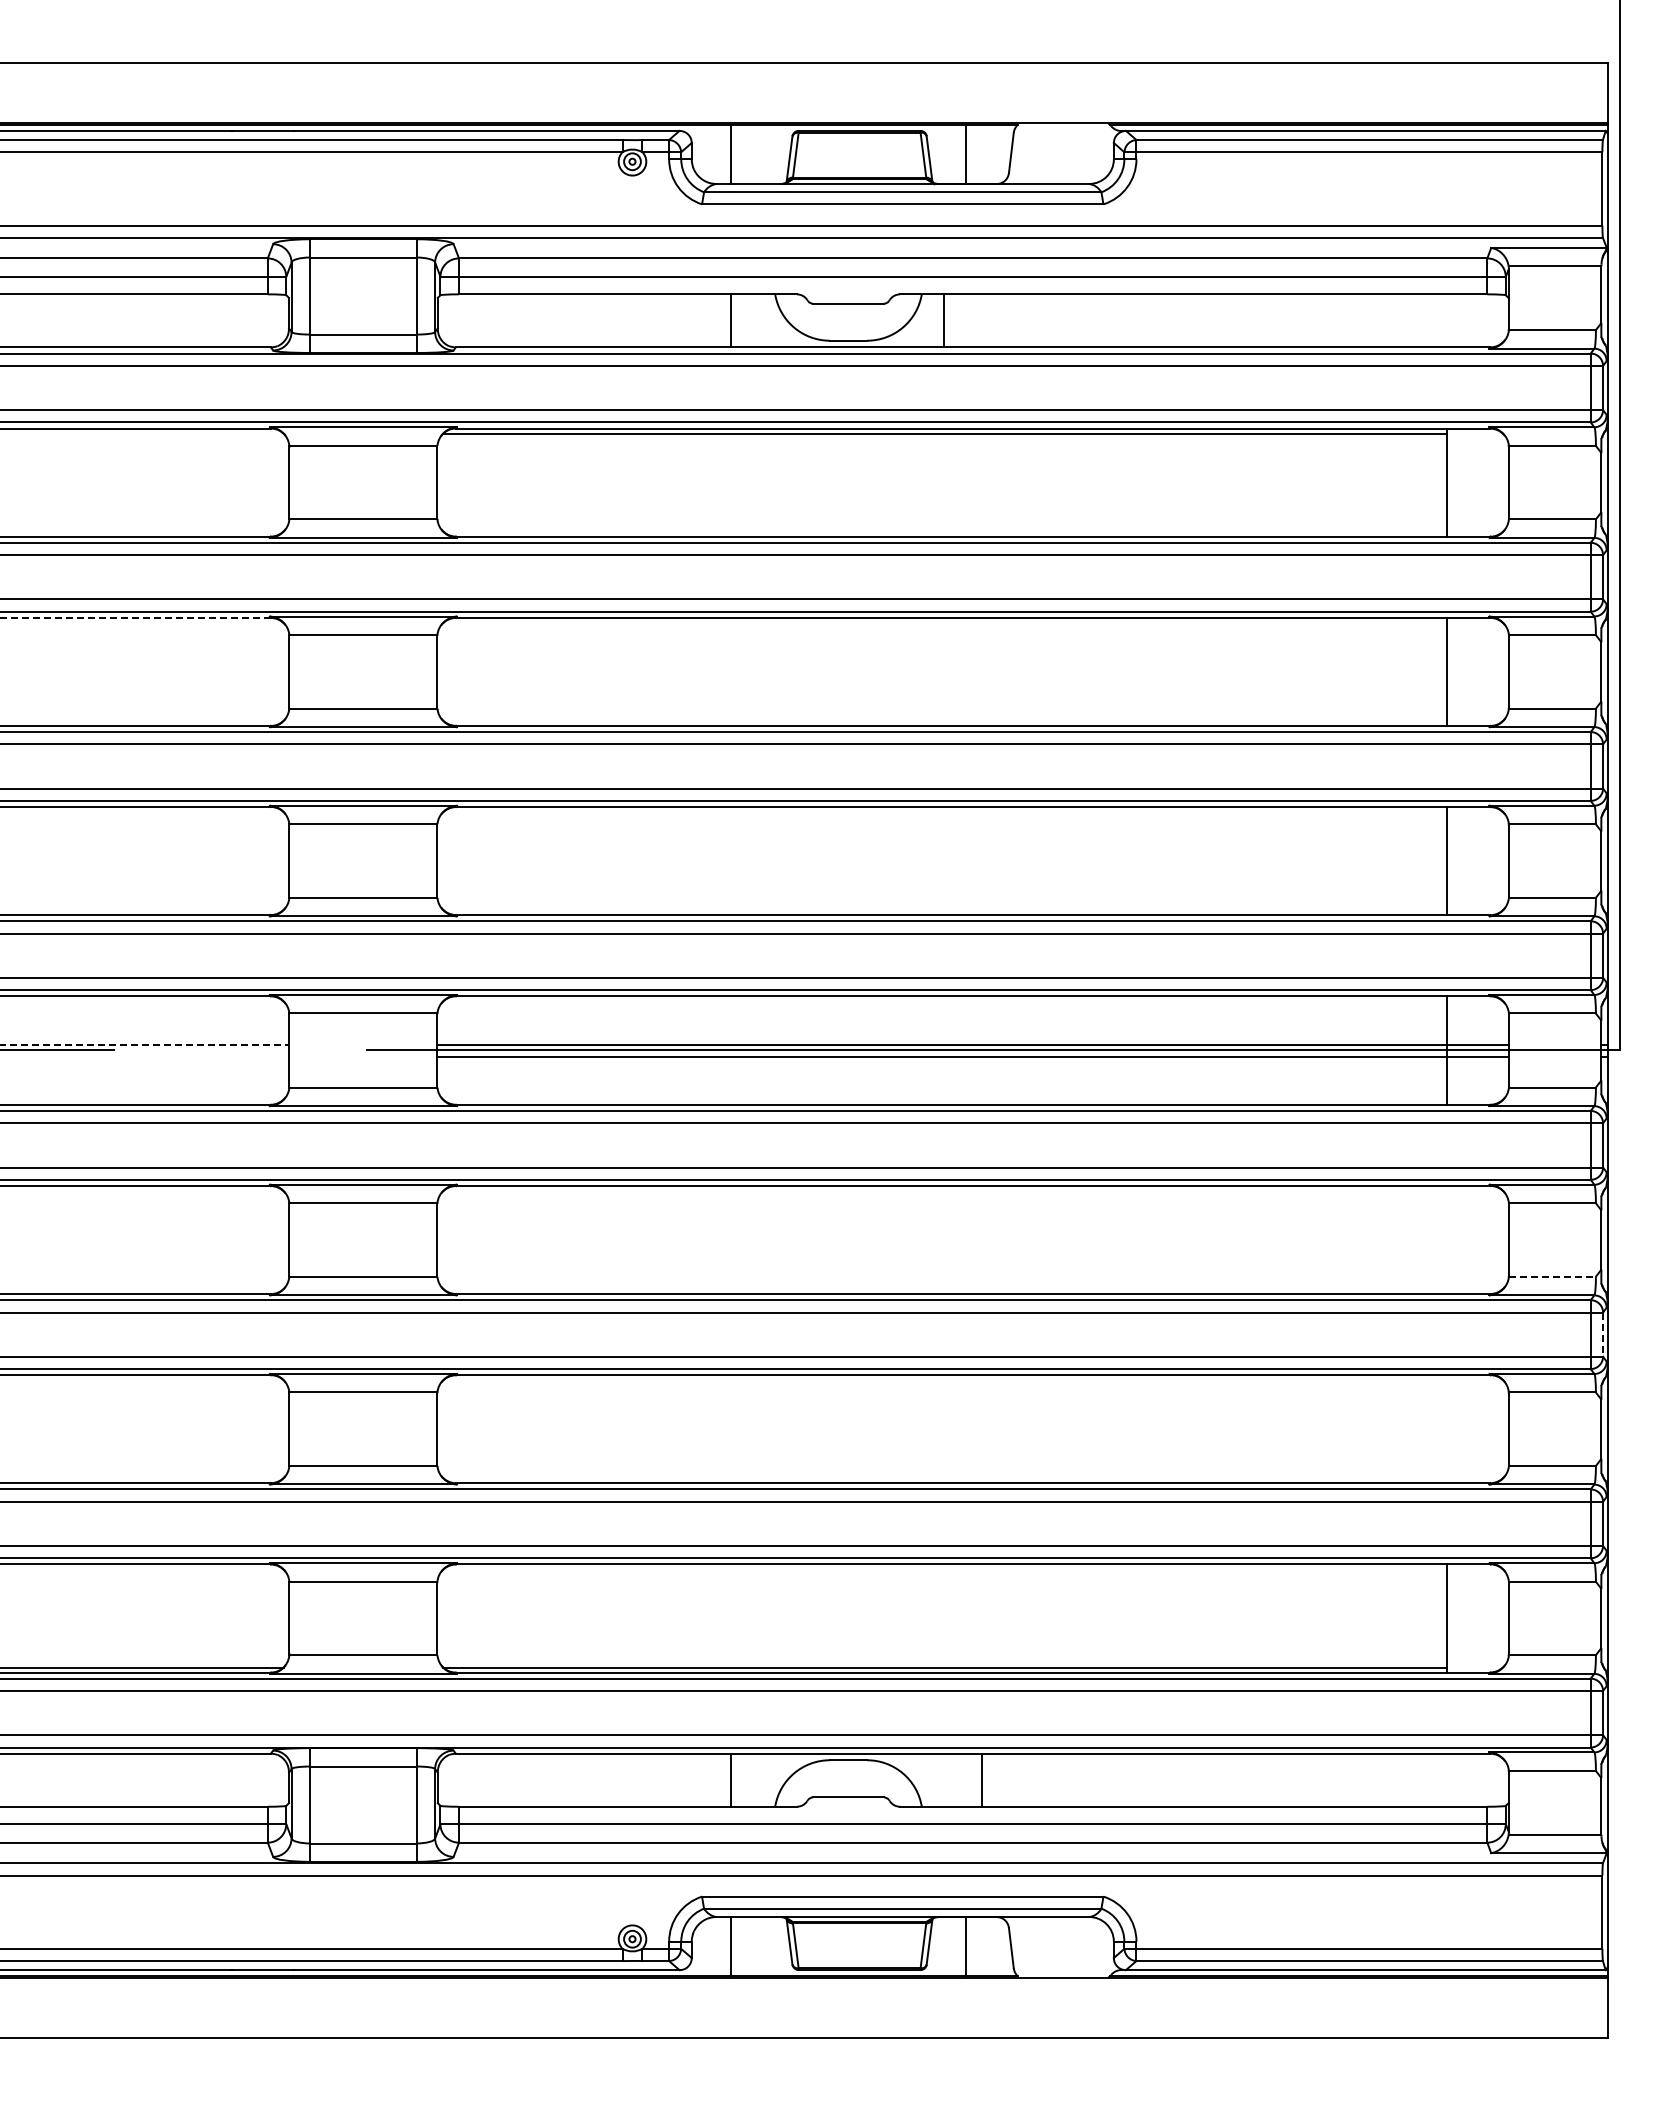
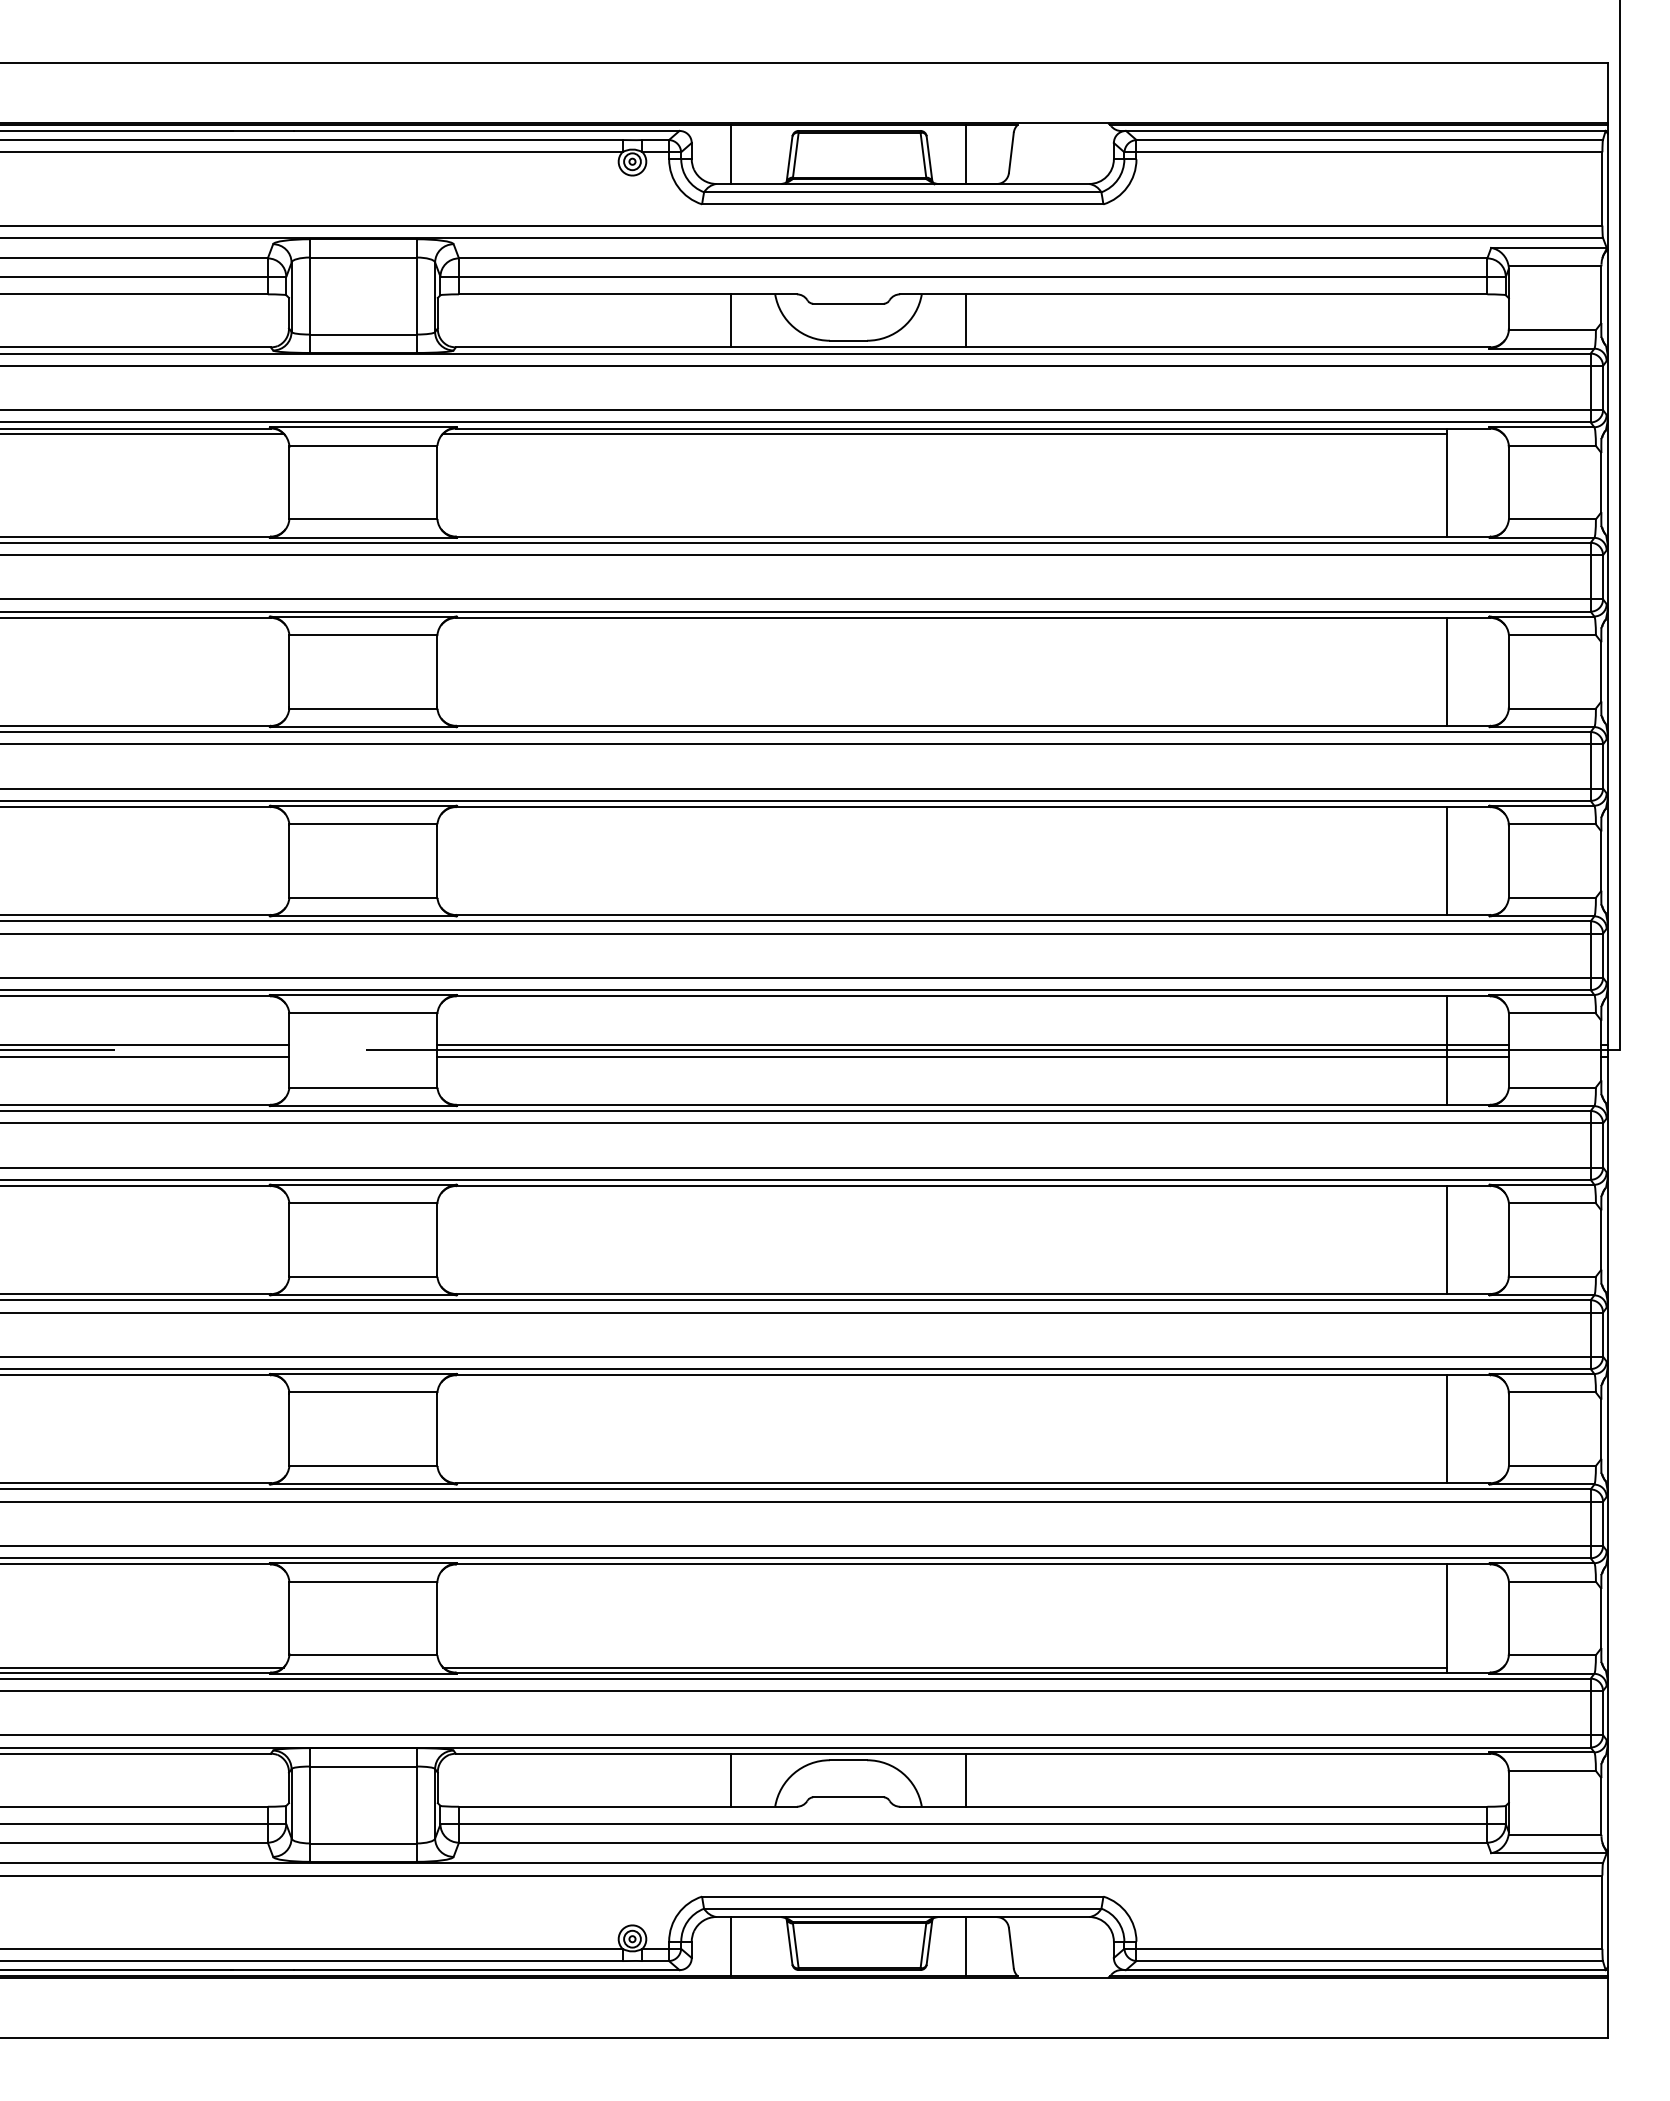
line position: (943, 320) -> (965, 320) (965, 320)
line: none -> present (142, 433)
line: dashed -> solid (135, 617)
line: dashed -> solid (145, 1044)
line: none -> present (145, 1056)
line: none -> present (1447, 1240)
line: dashed -> solid (1552, 1276)
line: dashed -> solid (1603, 1335)
line: none -> present (1447, 1429)
line position: (981, 1779) -> (965, 1779) (965, 1779)
